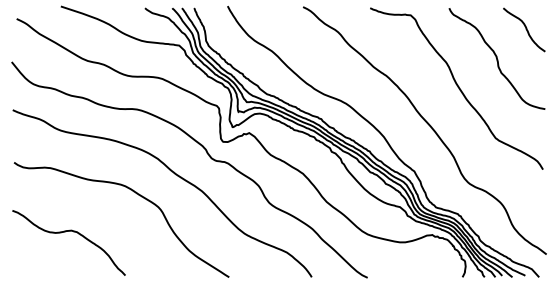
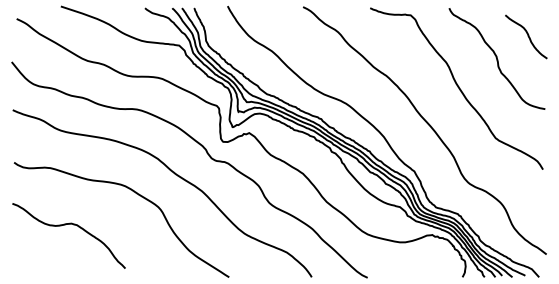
curve position: (525, 29) -> (527, 36) (527, 36)
curve position: (65, 232) -> (65, 225) (65, 225)
